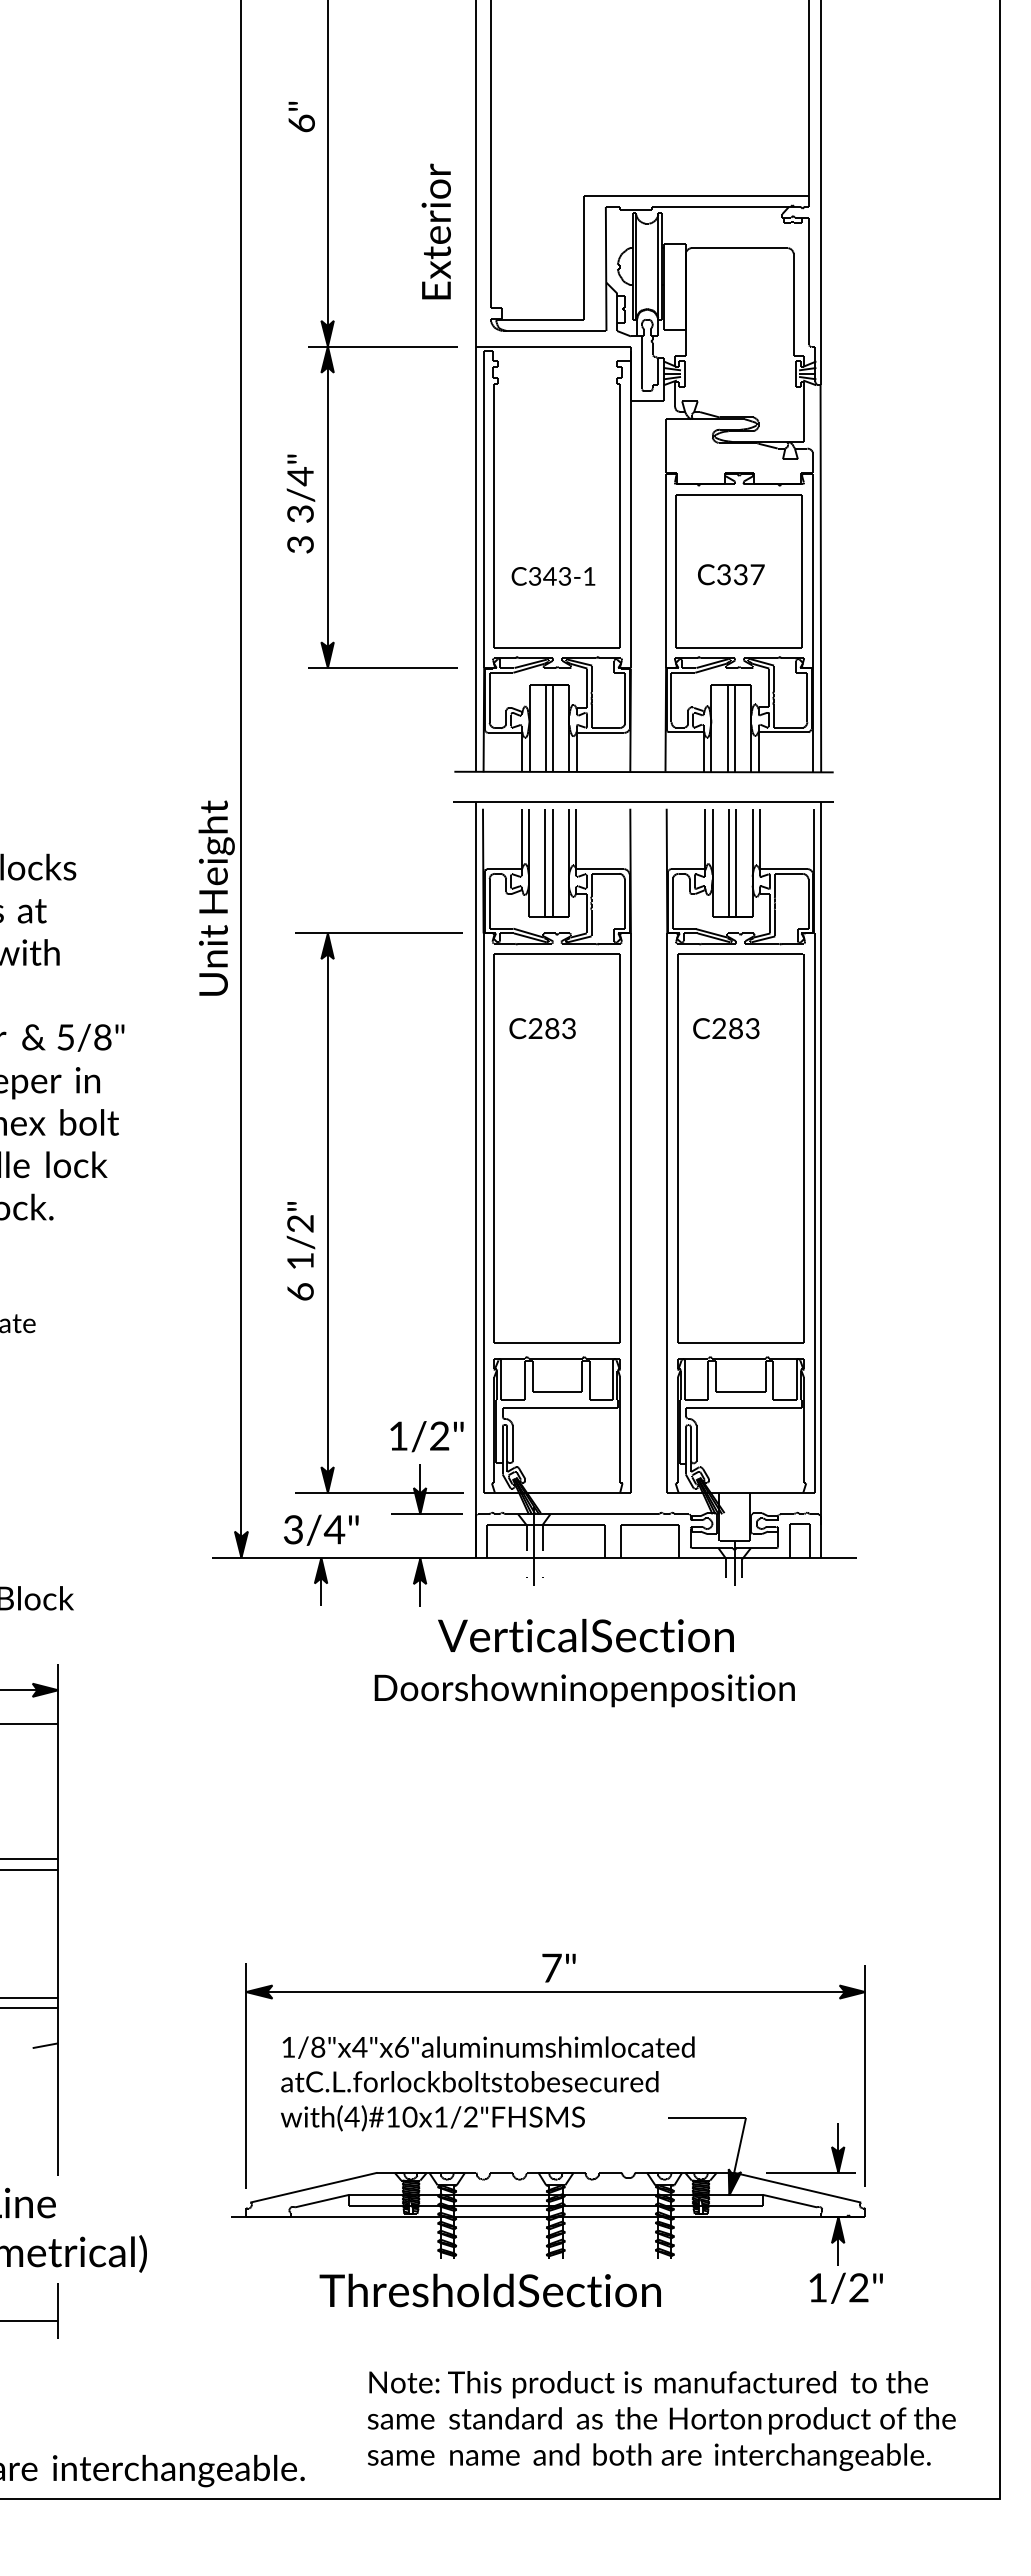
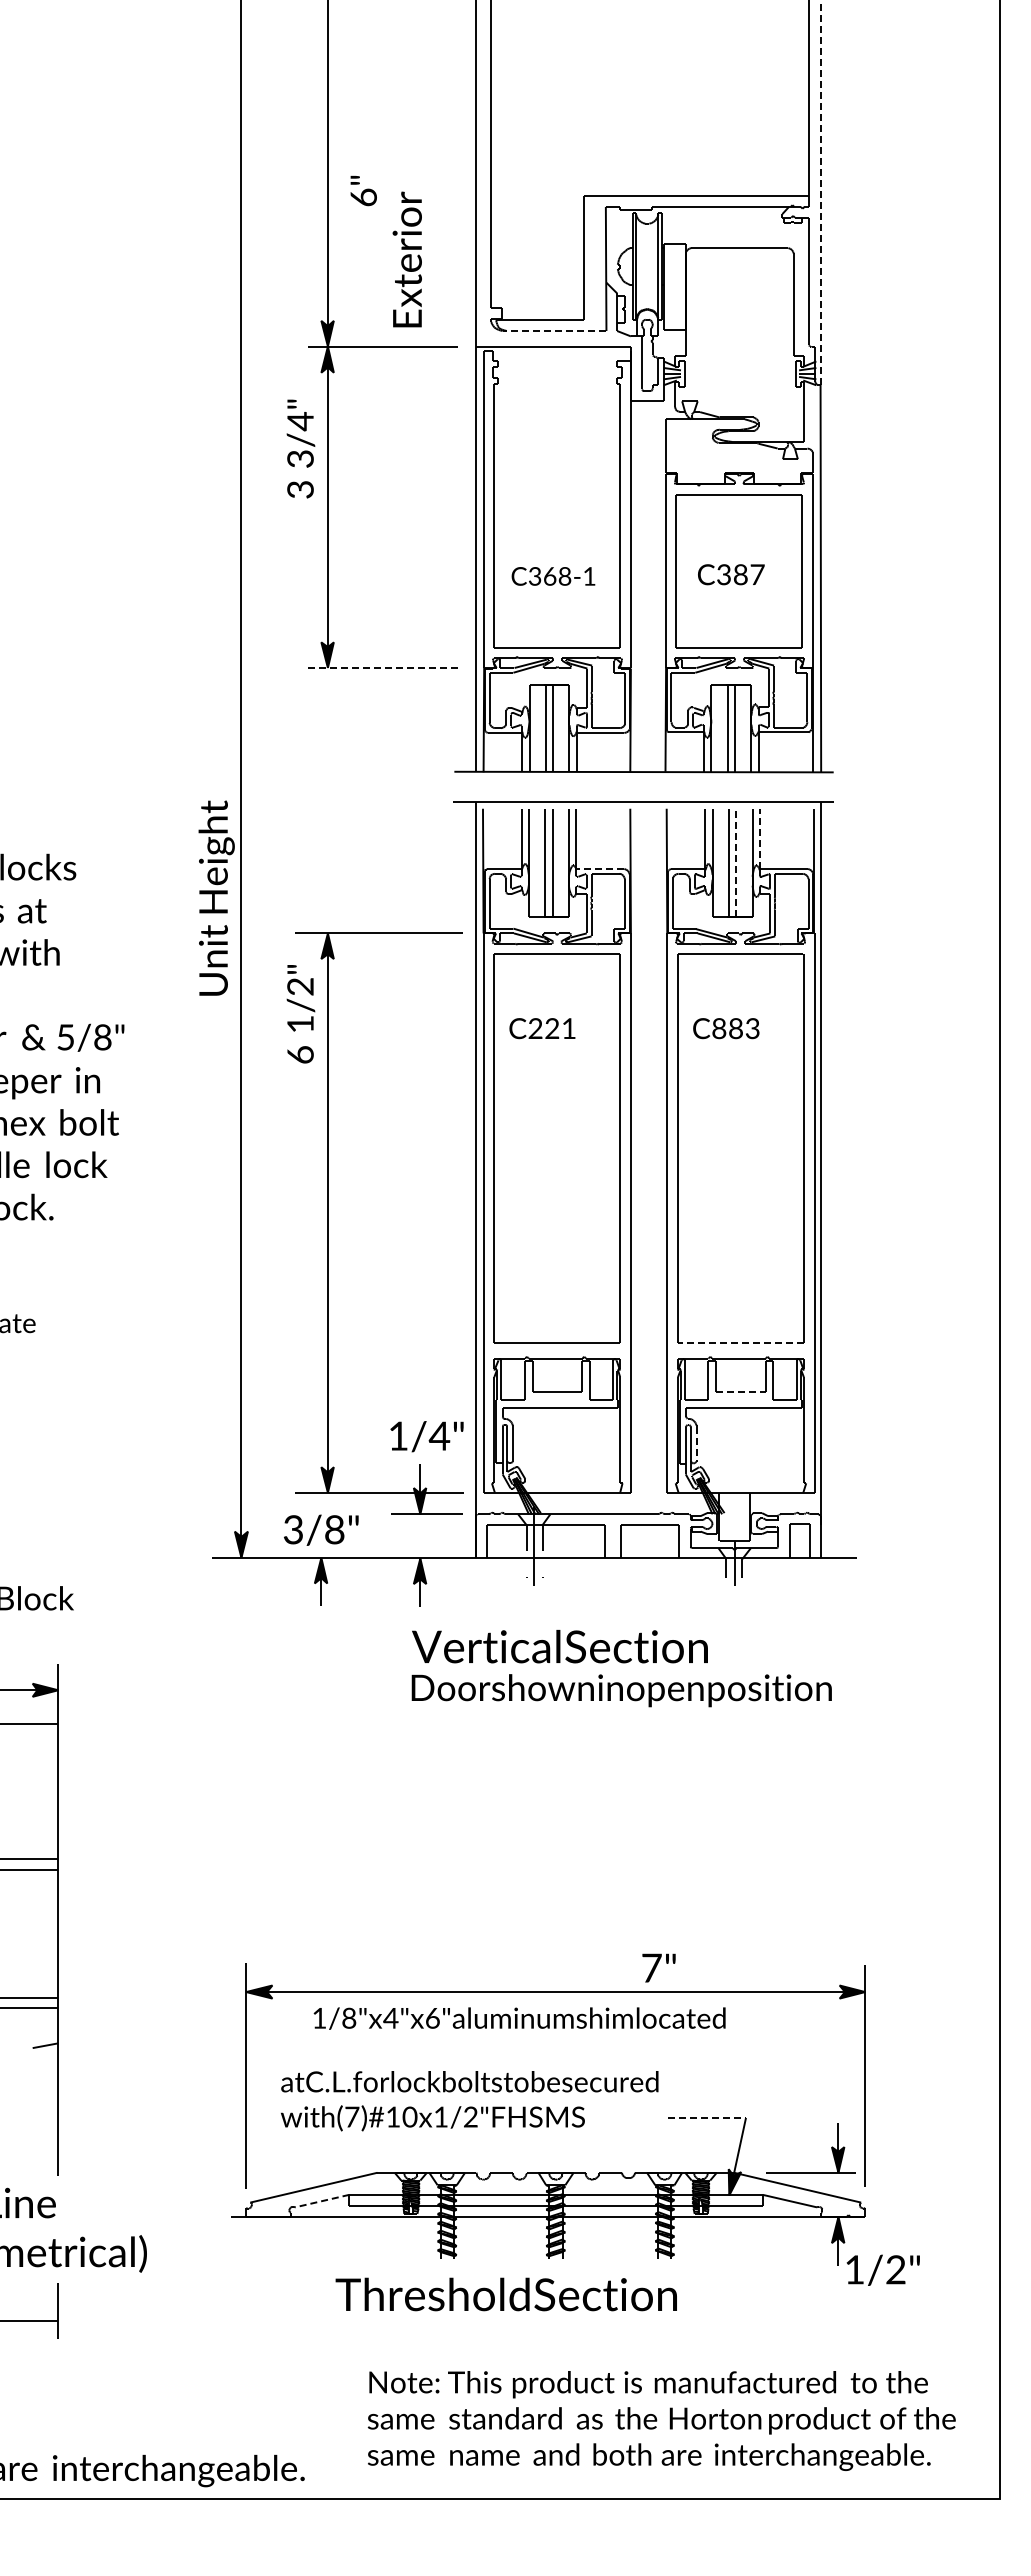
text position: (301, 117) -> (363, 191) (363, 191)
line: solid -> dashed (820, 192)
text position: (435, 231) -> (406, 259) (406, 259)
line: solid -> dashed (554, 331)
text position: (300, 503) -> (300, 448) (300, 448)
text: C337 -> C387 (740, 574)
text: C343-1 -> C368-1 (557, 576)
line: solid -> dashed (383, 668)
line: solid -> dashed (759, 838)
line: solid -> dashed (736, 862)
line: solid -> dashed (599, 868)
text: C283 -> C221 (560, 1028)
text: C283 -> C883 (719, 1029)
text position: (300, 1251) -> (300, 1014) (300, 1014)
line: solid -> dashed (740, 1342)
line: solid -> dashed (740, 1392)
text: 1/2" -> 1/4" (439, 1435)
line: solid -> dashed (696, 1443)
text: 3/4" -> 3/8" (334, 1529)
text position: (585, 1635) -> (559, 1646) (559, 1646)
text position: (584, 1690) -> (621, 1690) (621, 1690)
text position: (558, 1967) -> (658, 1967) (658, 1967)
text position: (488, 2047) -> (519, 2018) (519, 2018)
text: with(4)#10x1/2"FHSMS -> with(7)#10x1/2"FHSMS (351, 2116)
line: solid -> dashed (707, 2117)
line: solid -> dashed (322, 2201)
text position: (845, 2287) -> (882, 2269) (882, 2269)
text position: (489, 2290) -> (505, 2294) (505, 2294)
